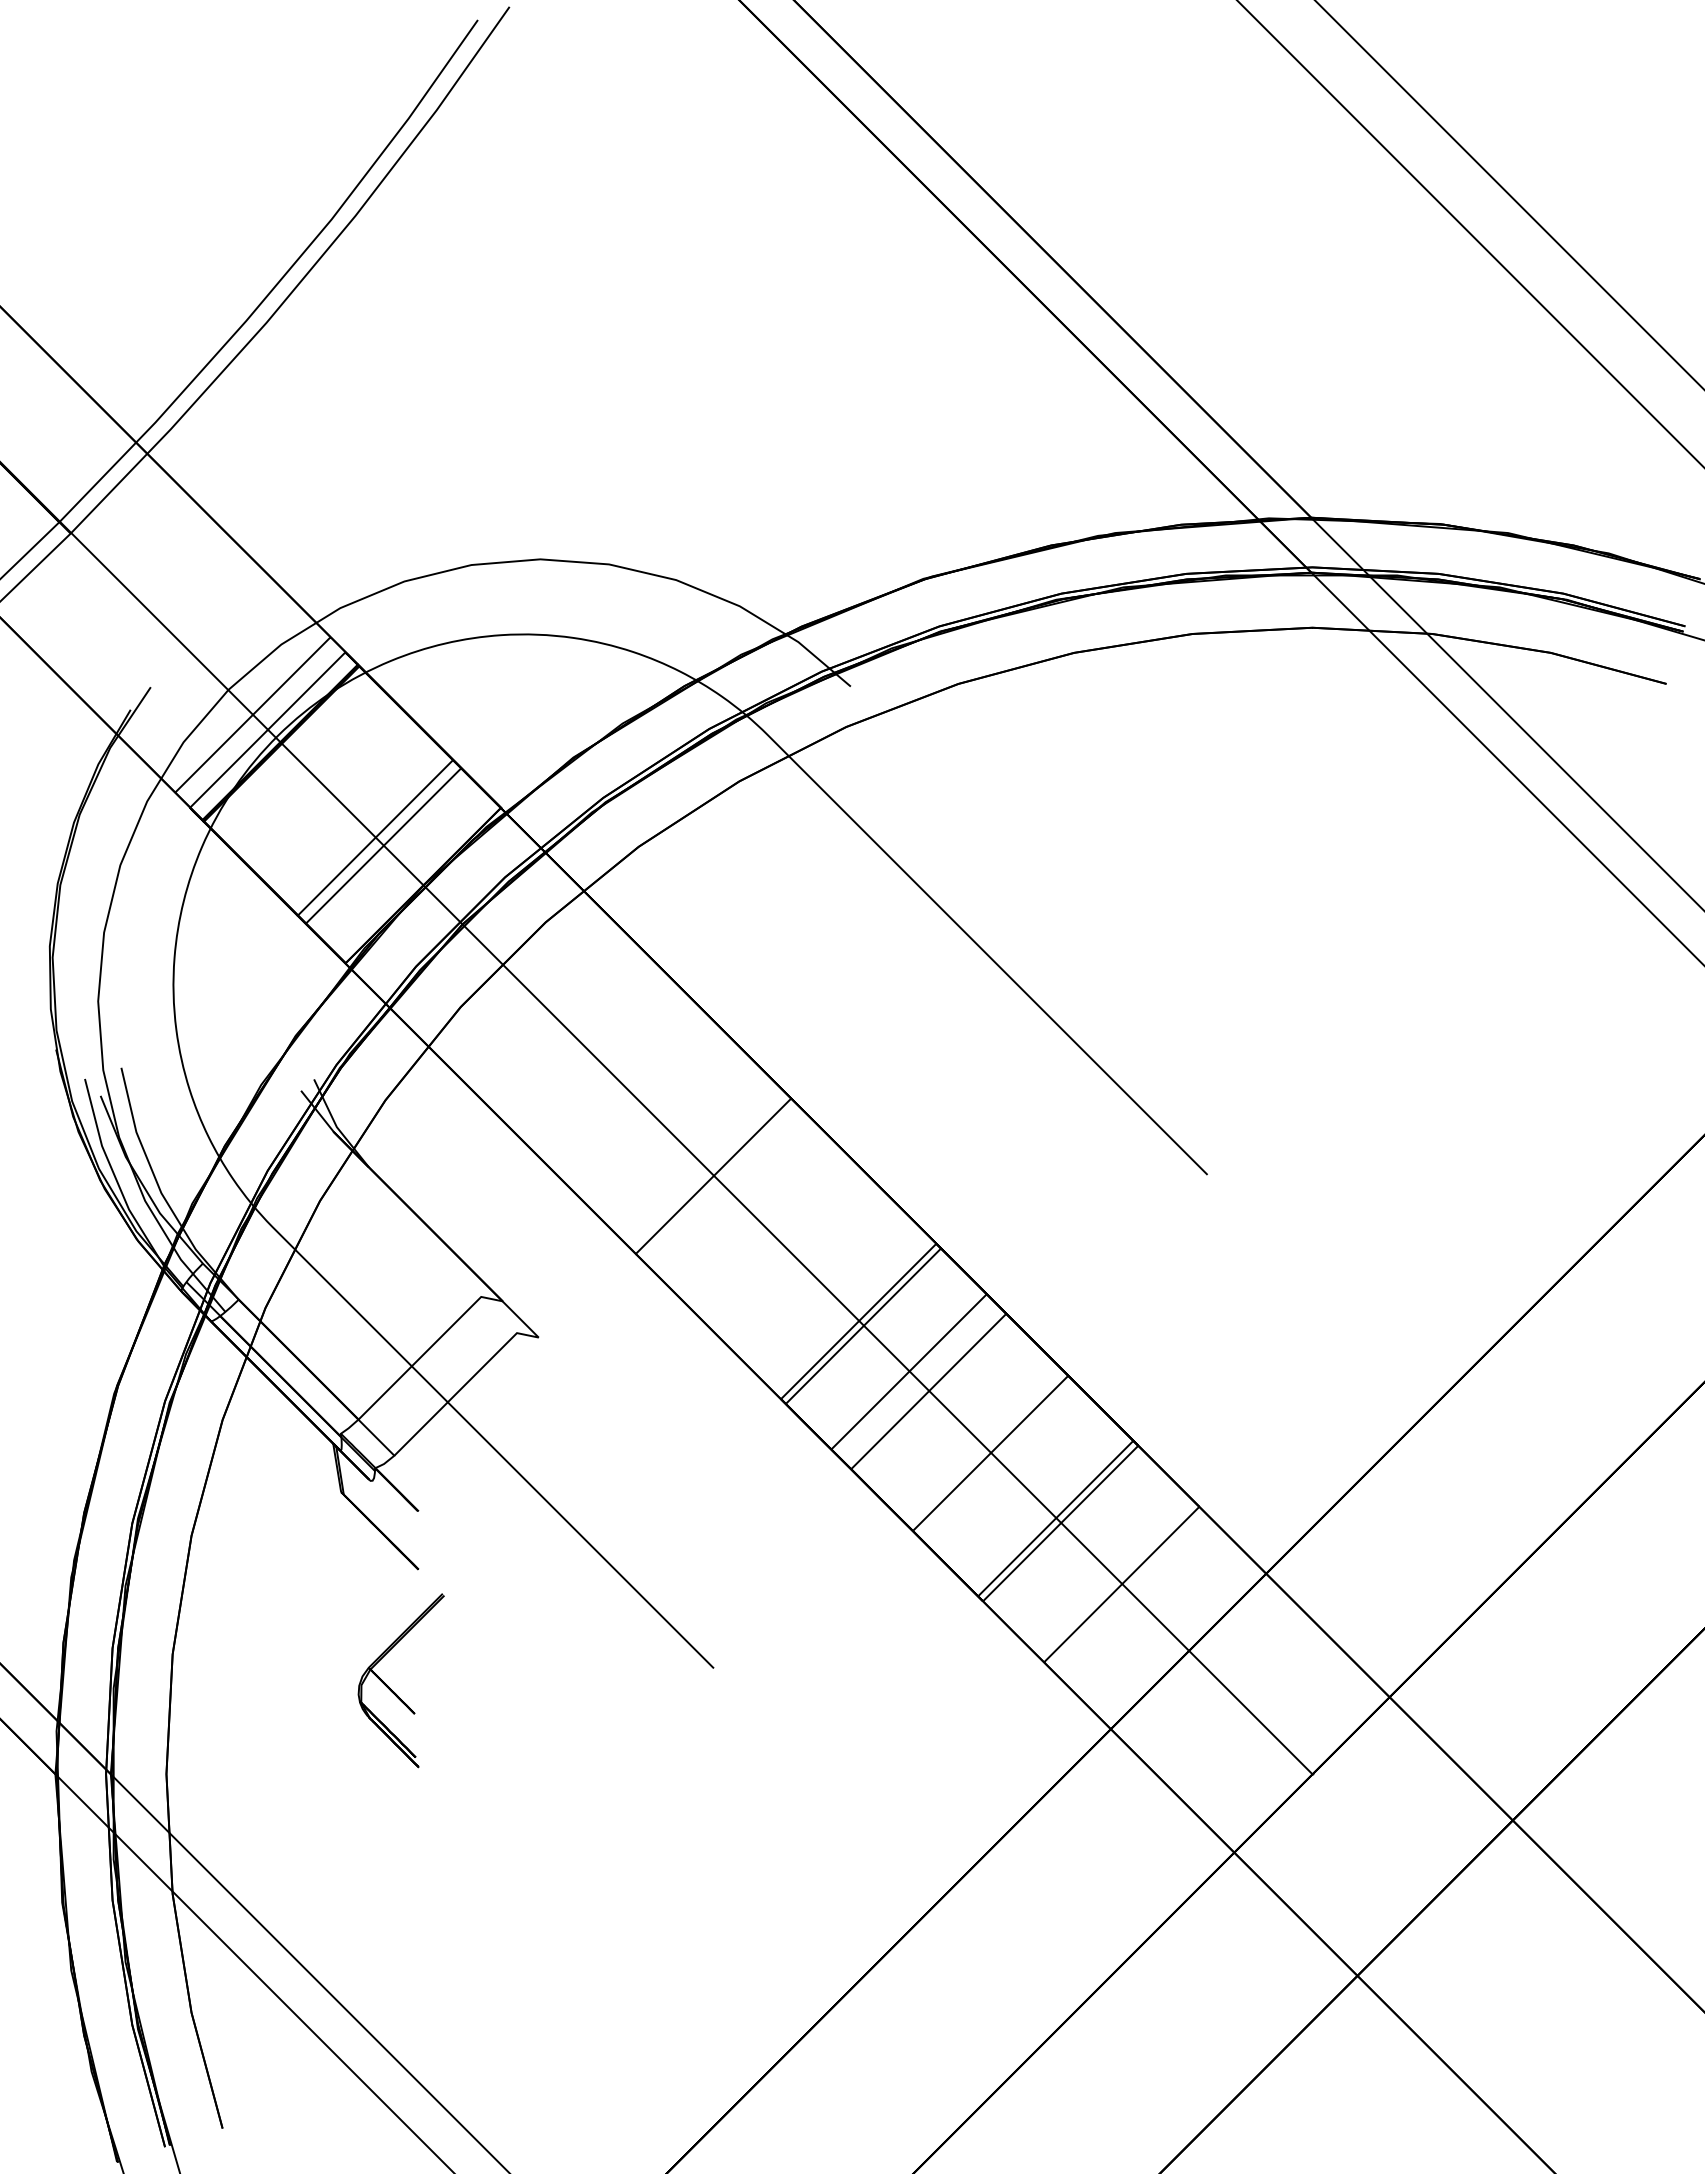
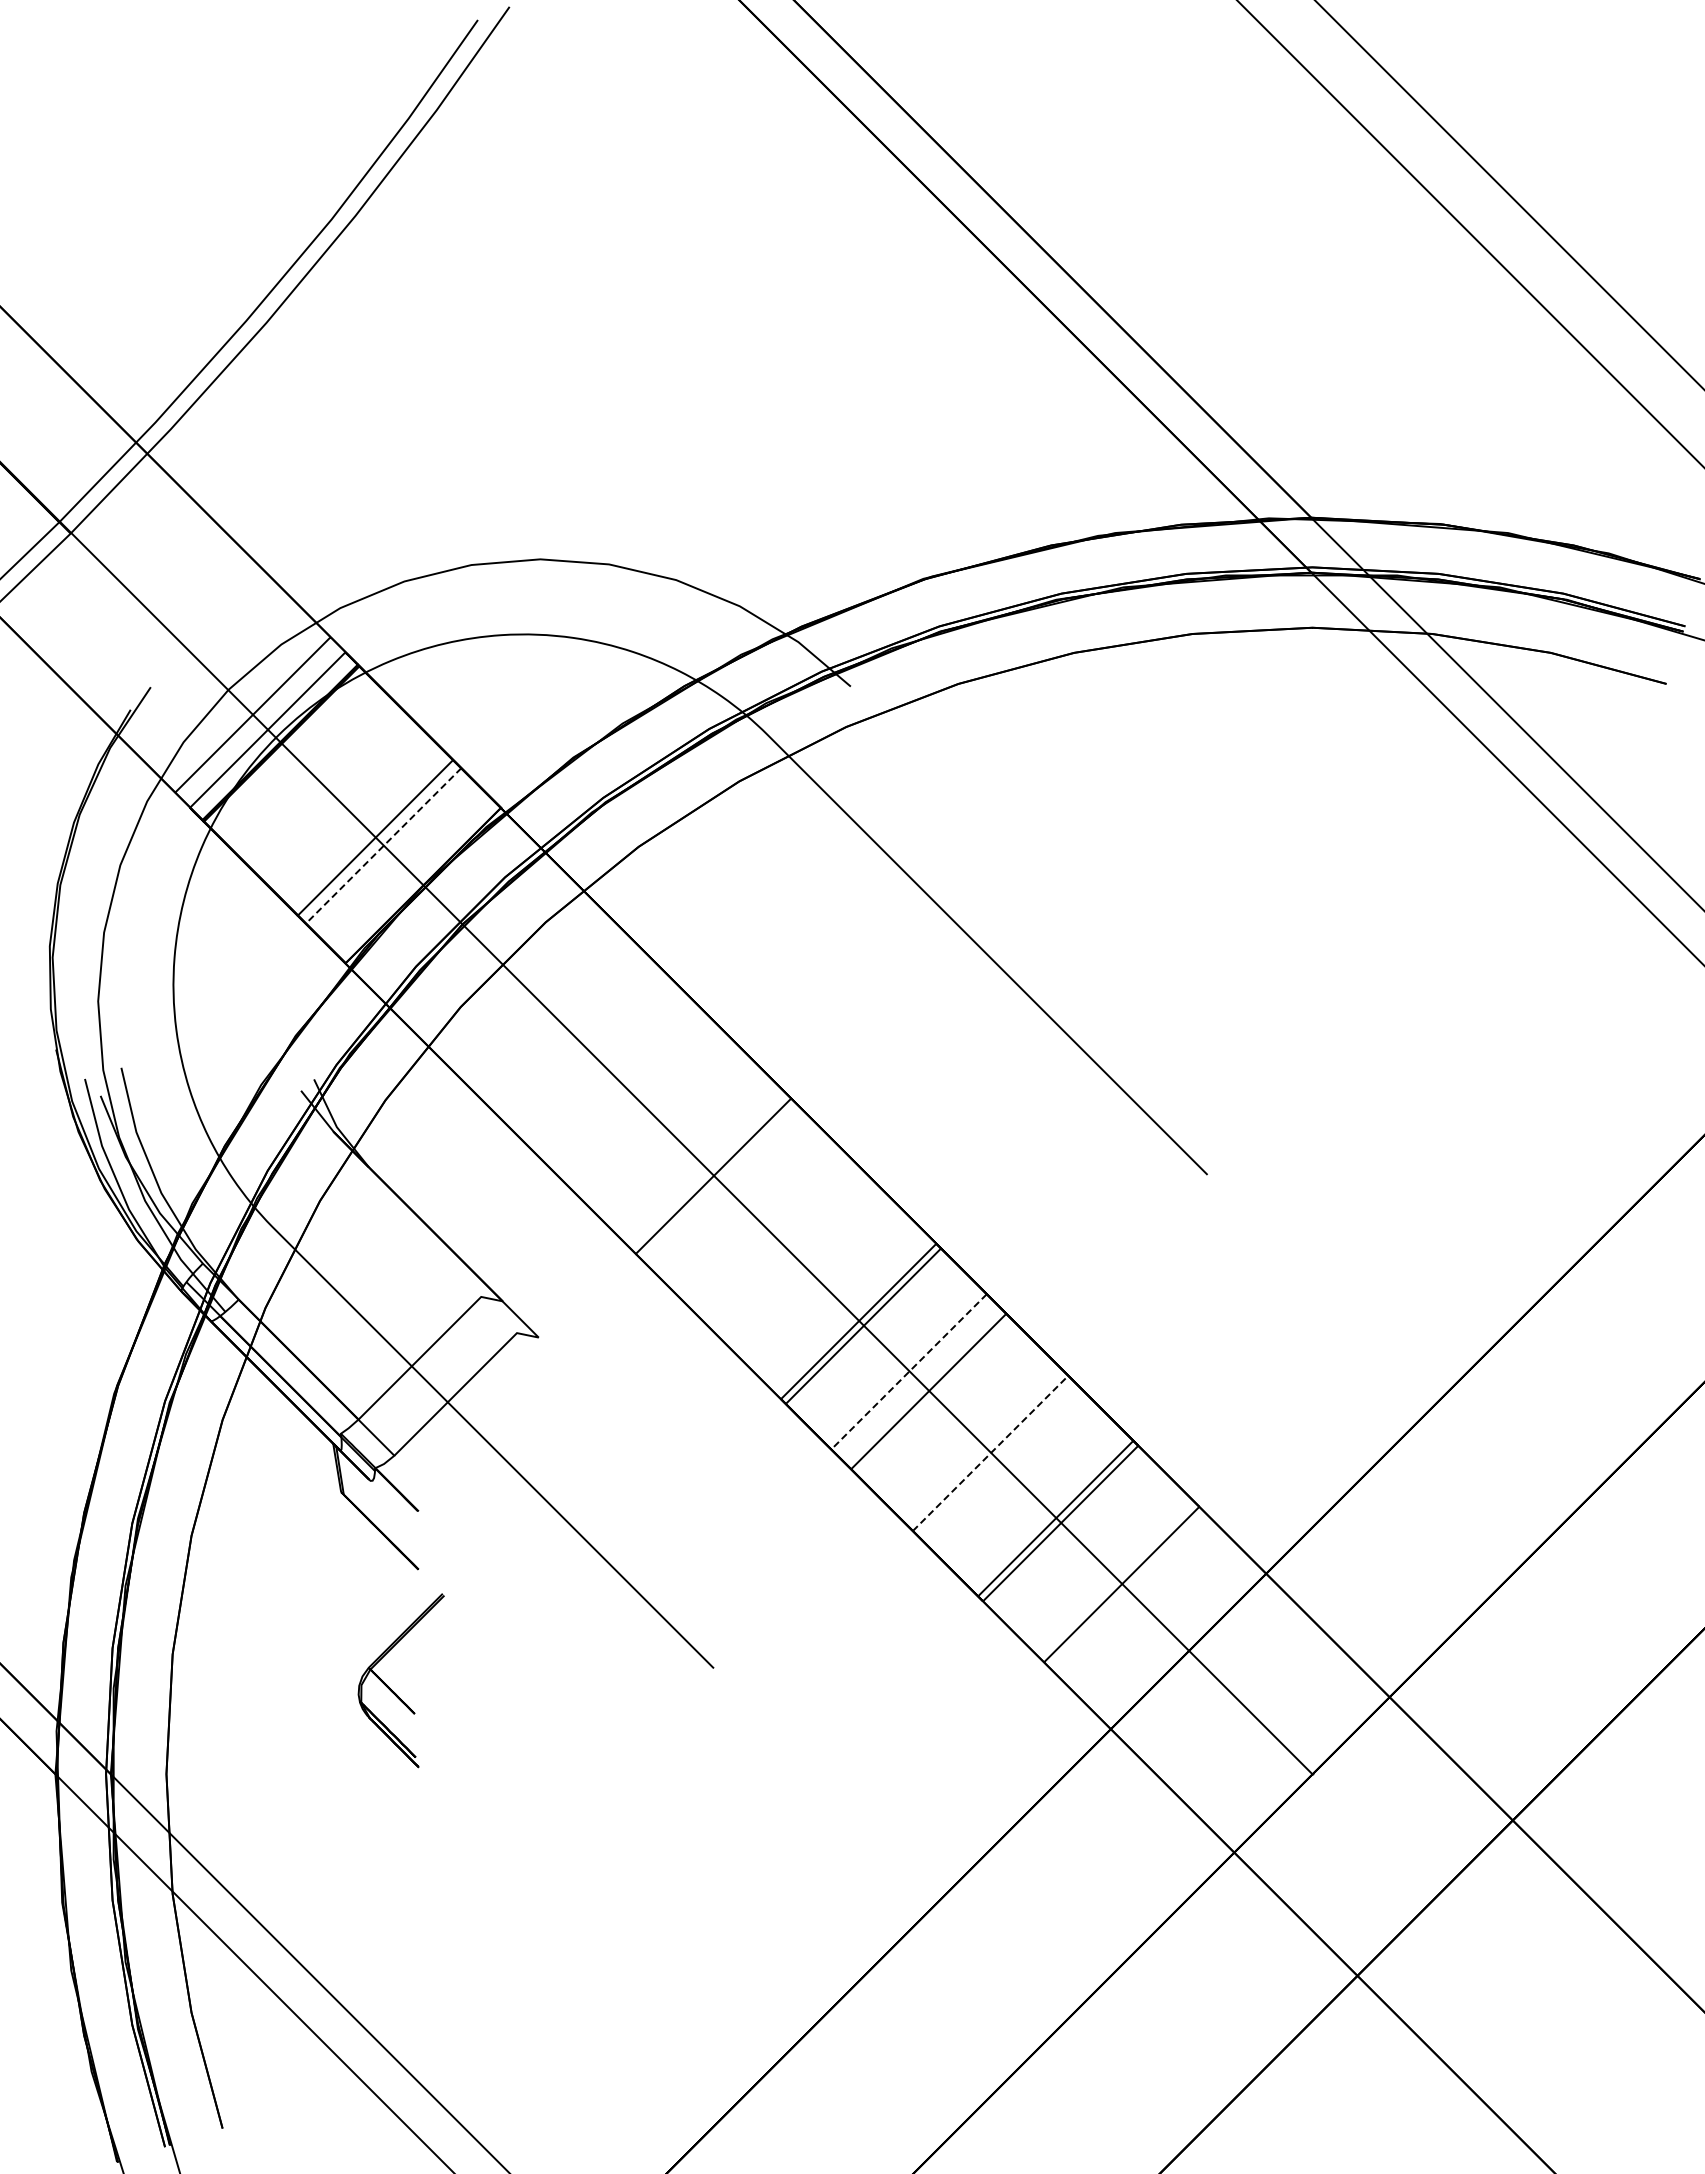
line: solid -> dashed (383, 845)
line: solid -> dashed (909, 1371)
line: solid -> dashed (990, 1453)
